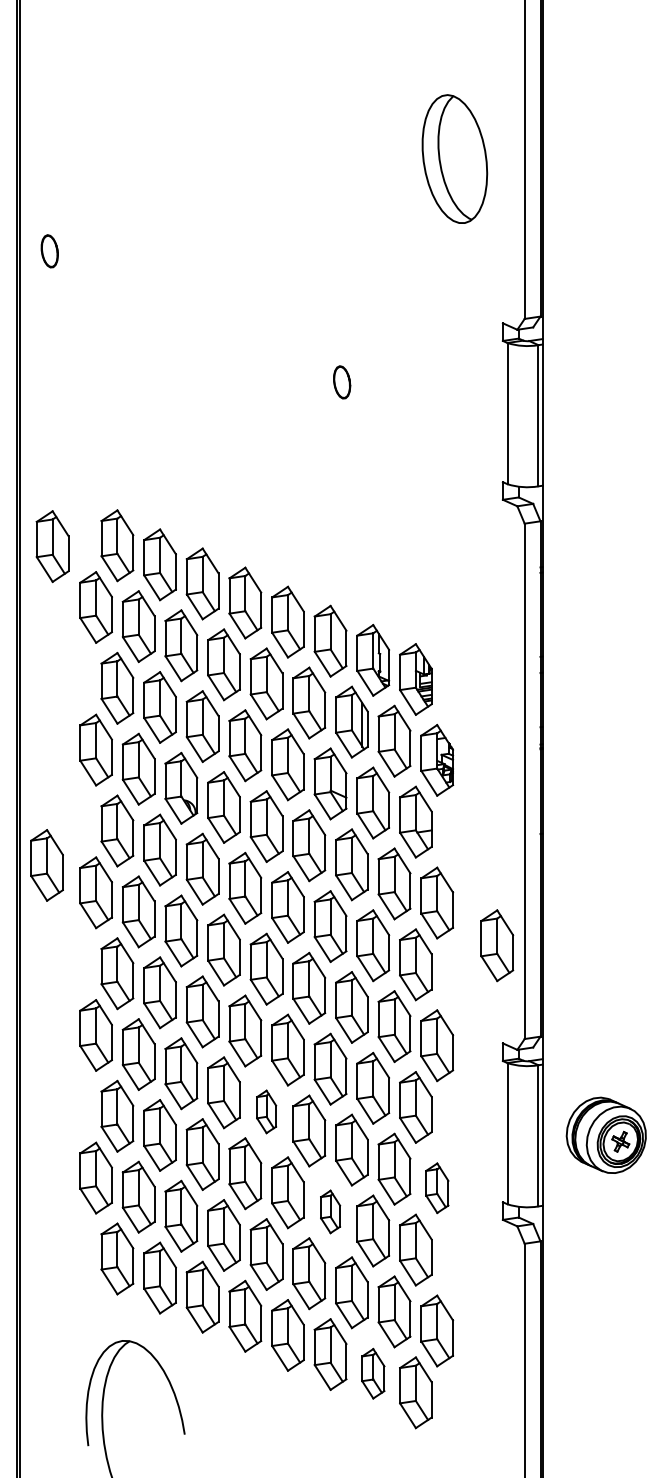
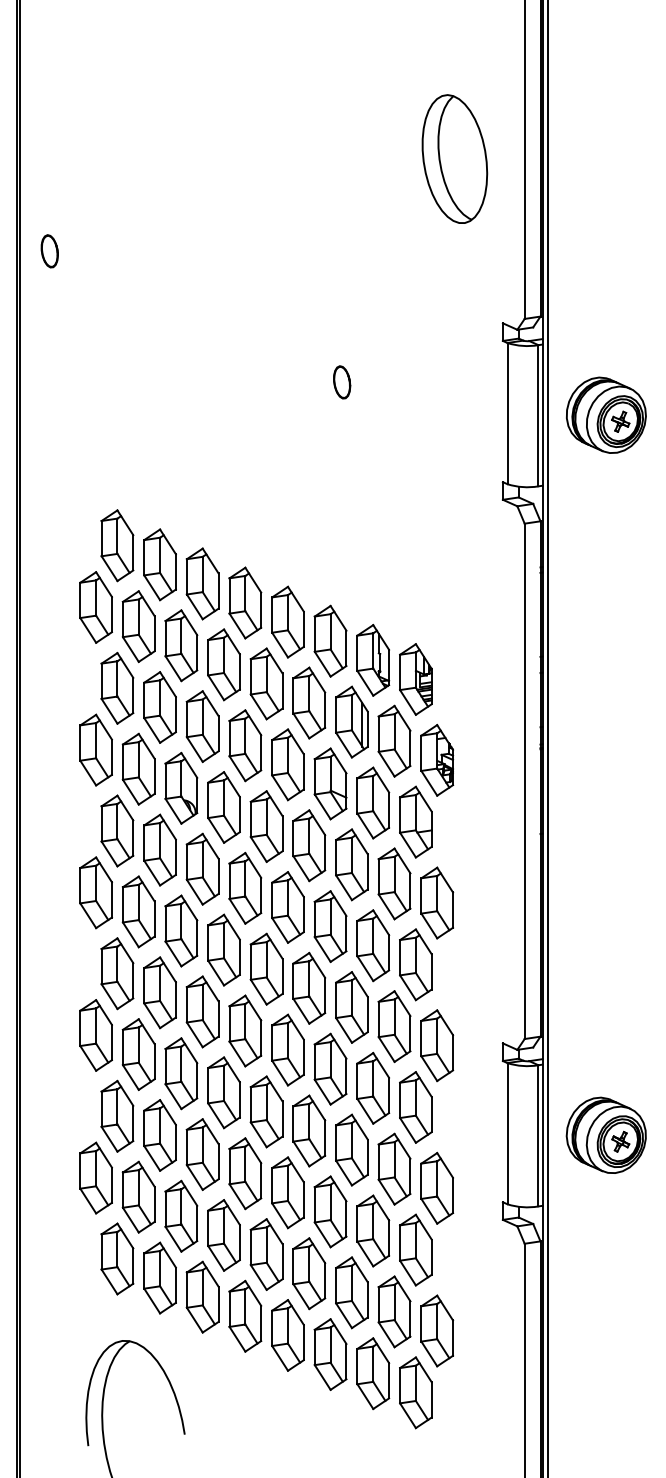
part: none -> present (606, 414)
part: present -> none (52, 546)
line: none -> present (548, 738)
part: present -> none (46, 865)
part: present -> none (497, 945)
part size: 22x46 px -> 35x74 px (266, 1111)
part size: 25x53 px -> 35x74 px (437, 1187)
part size: 22x46 px -> 35x74 px (330, 1211)
part size: 25x53 px -> 35x74 px (373, 1373)
